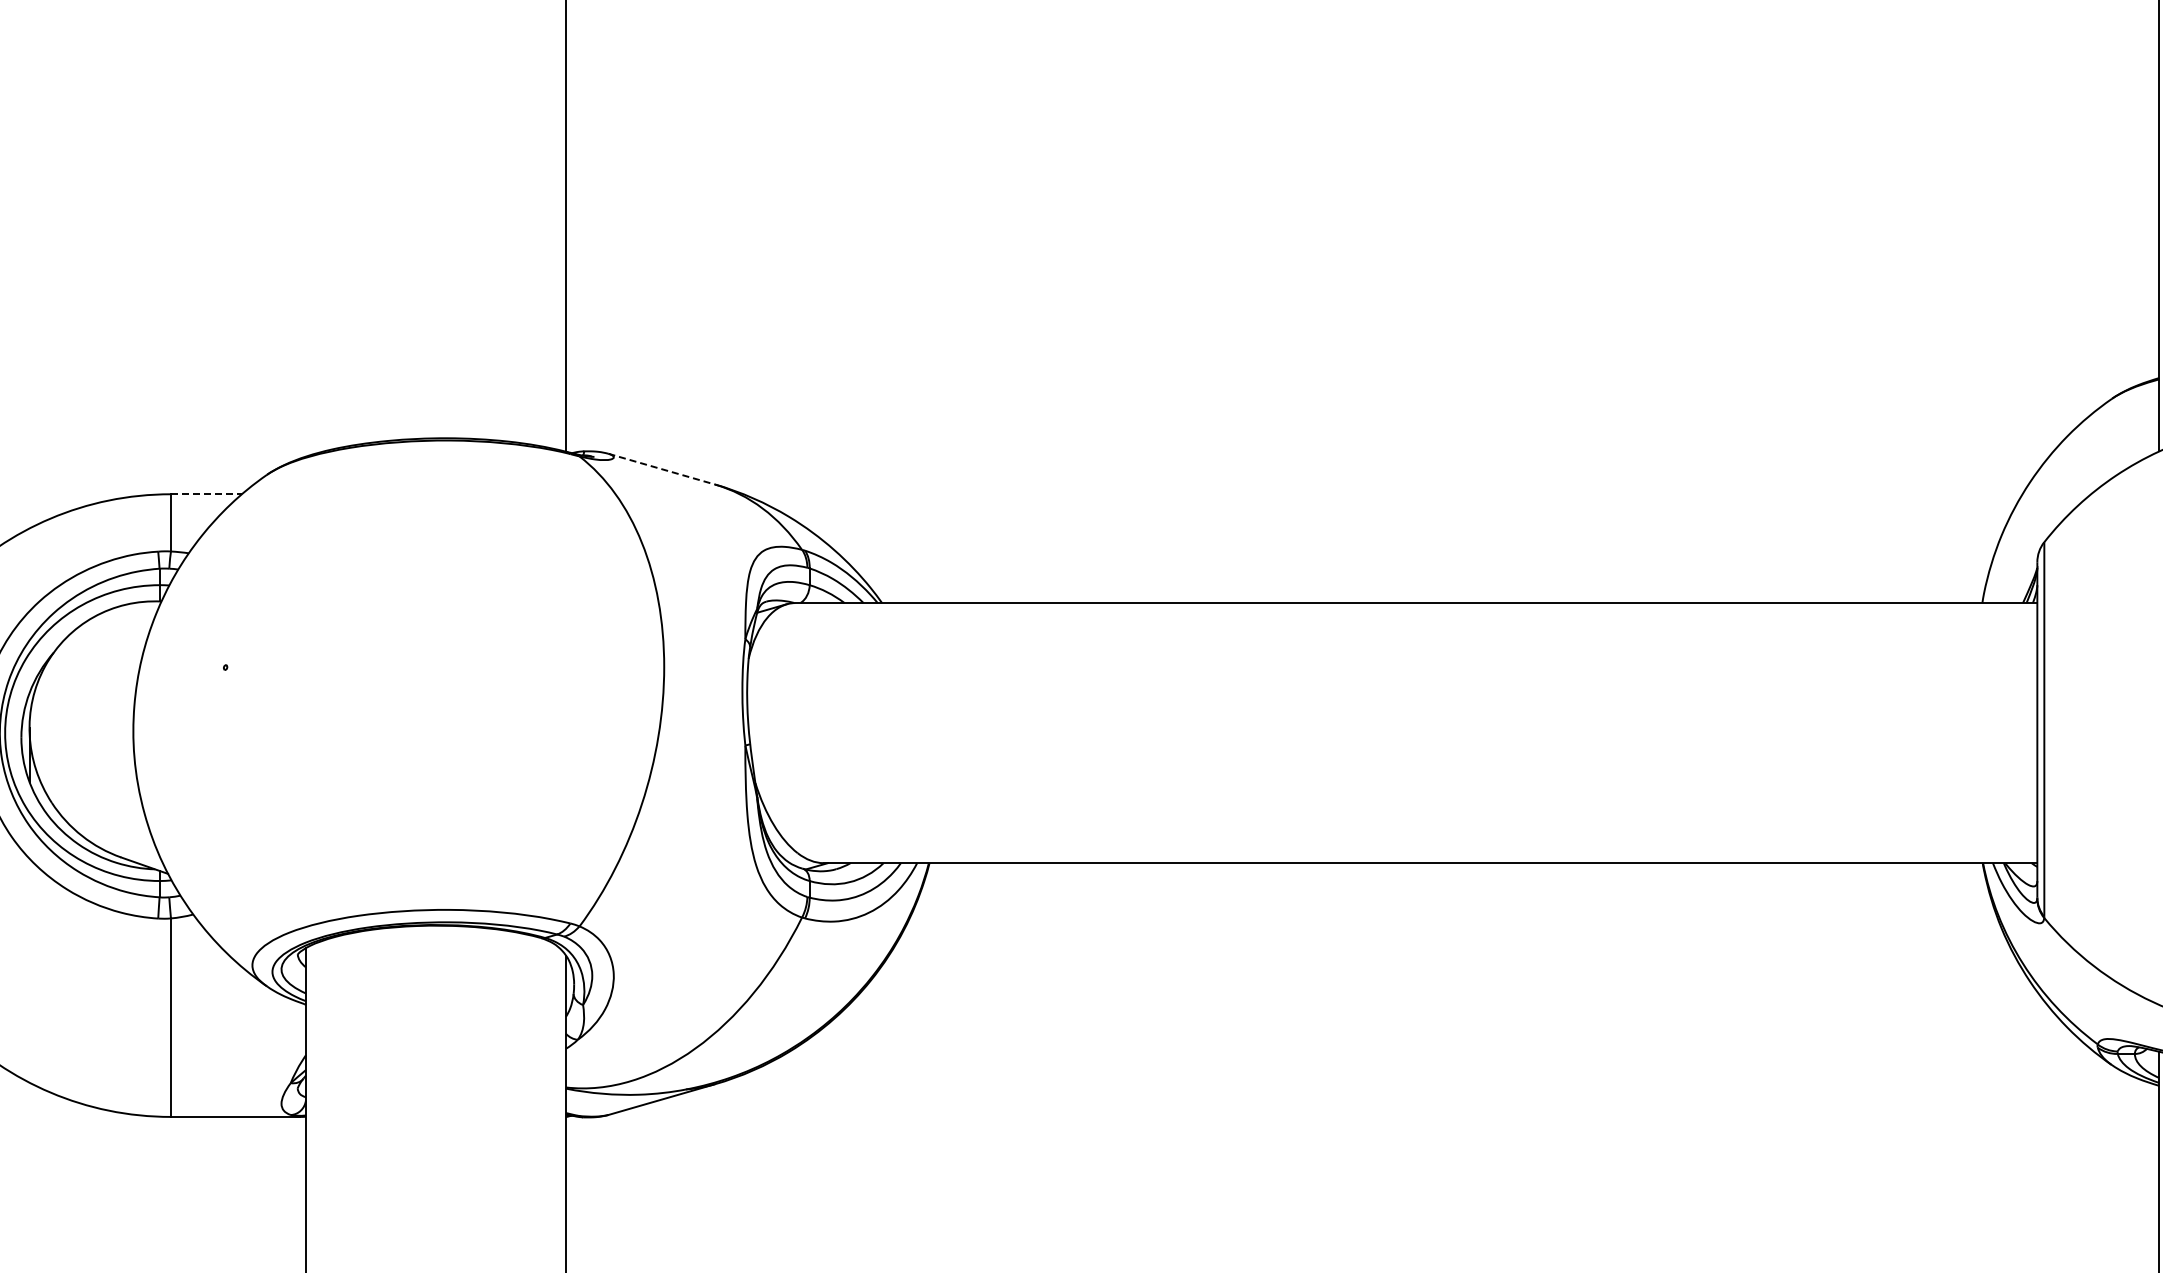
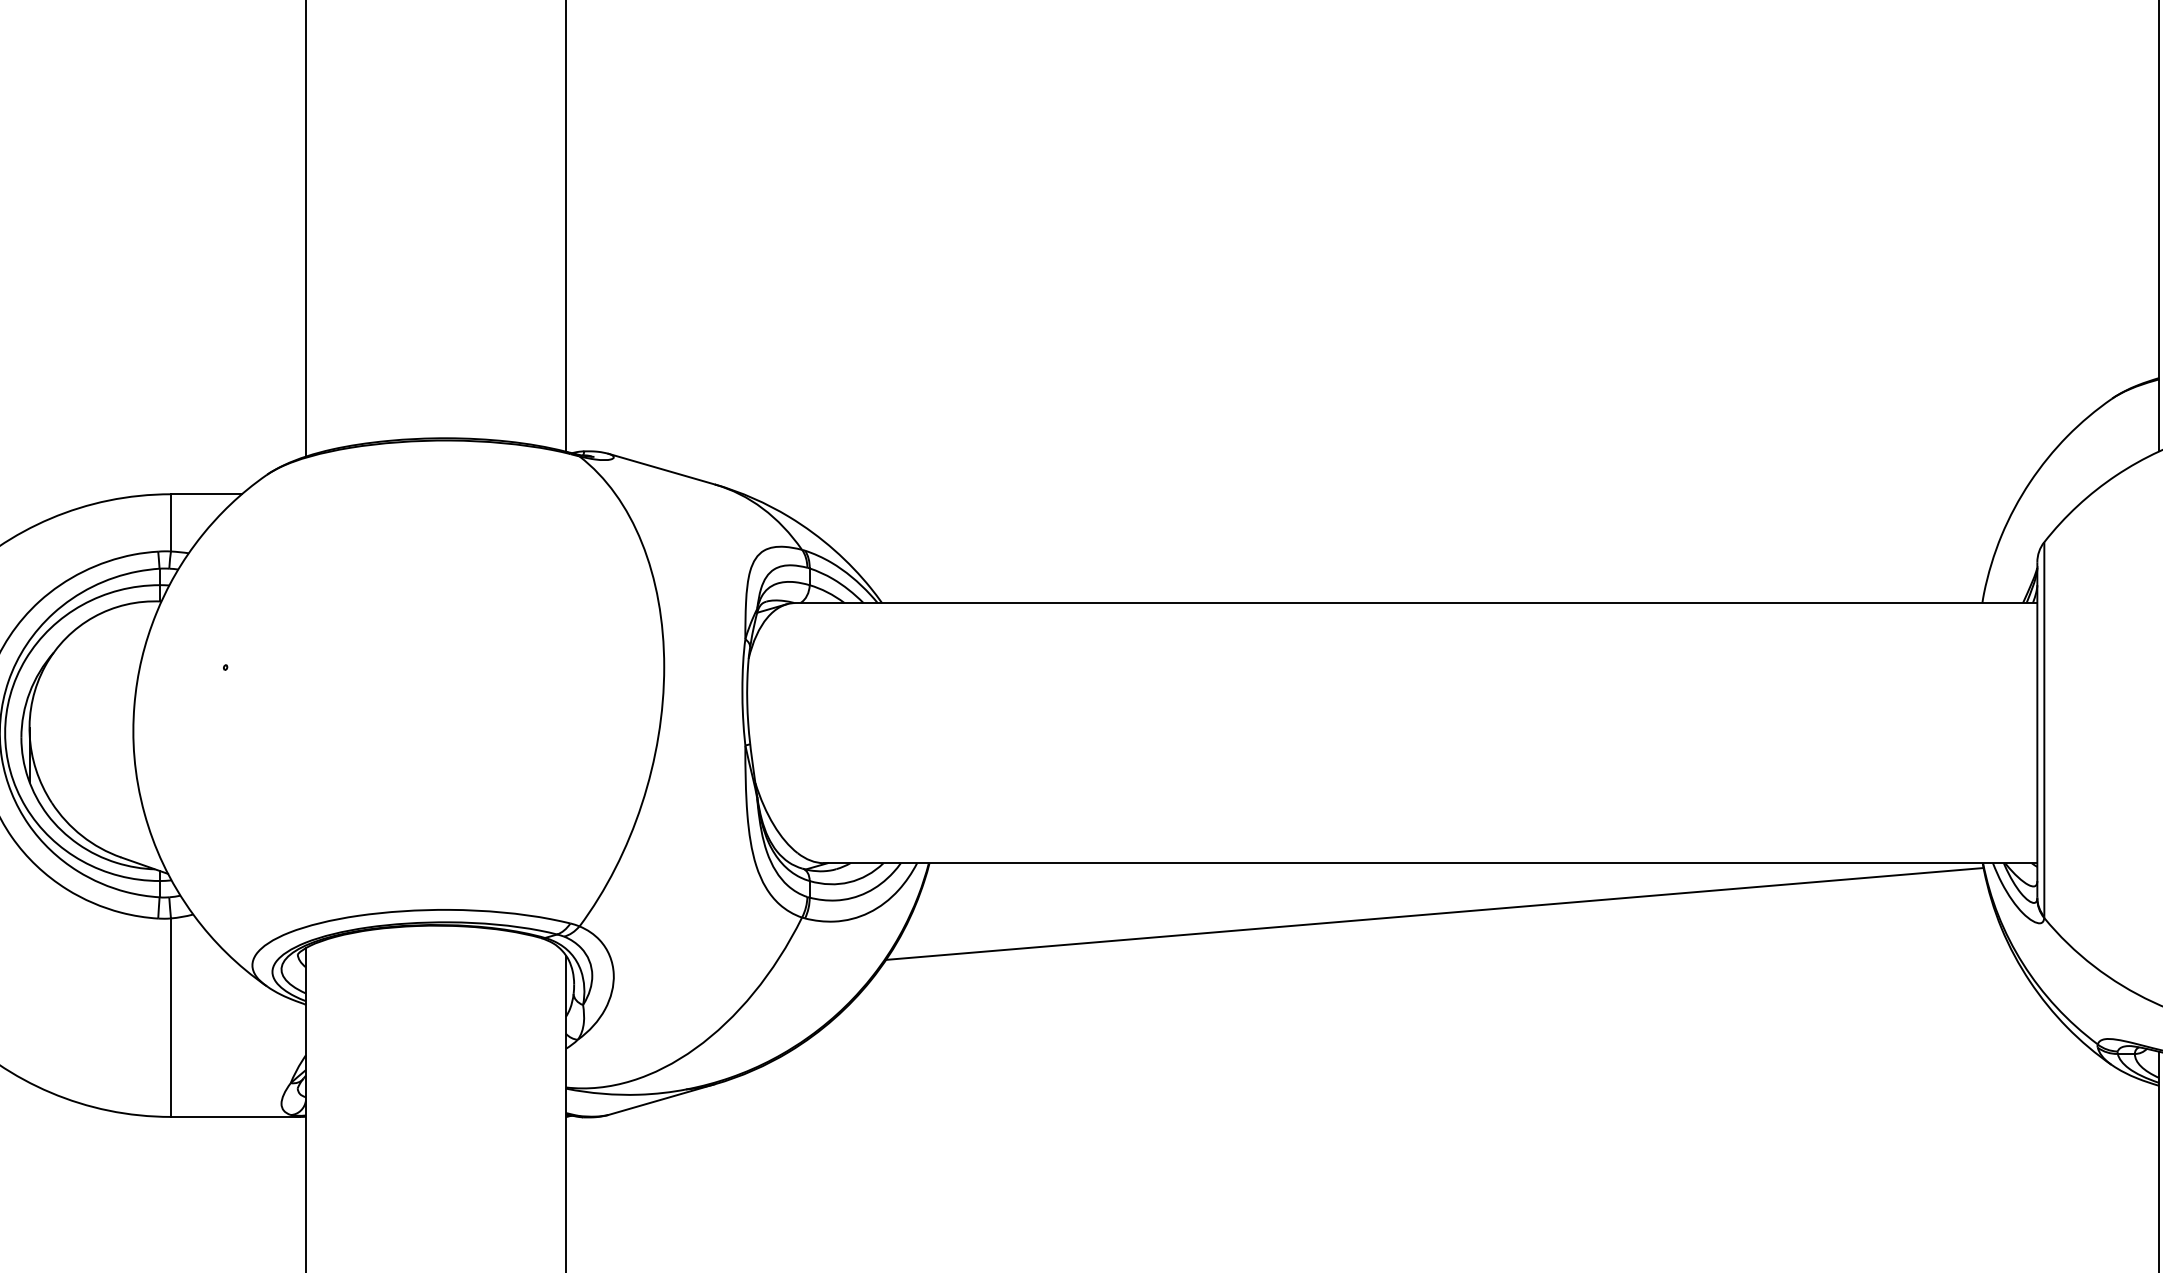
line: none -> present (305, 229)
line: dashed -> solid (662, 469)
line: dashed -> solid (206, 494)
line: none -> present (1434, 913)
